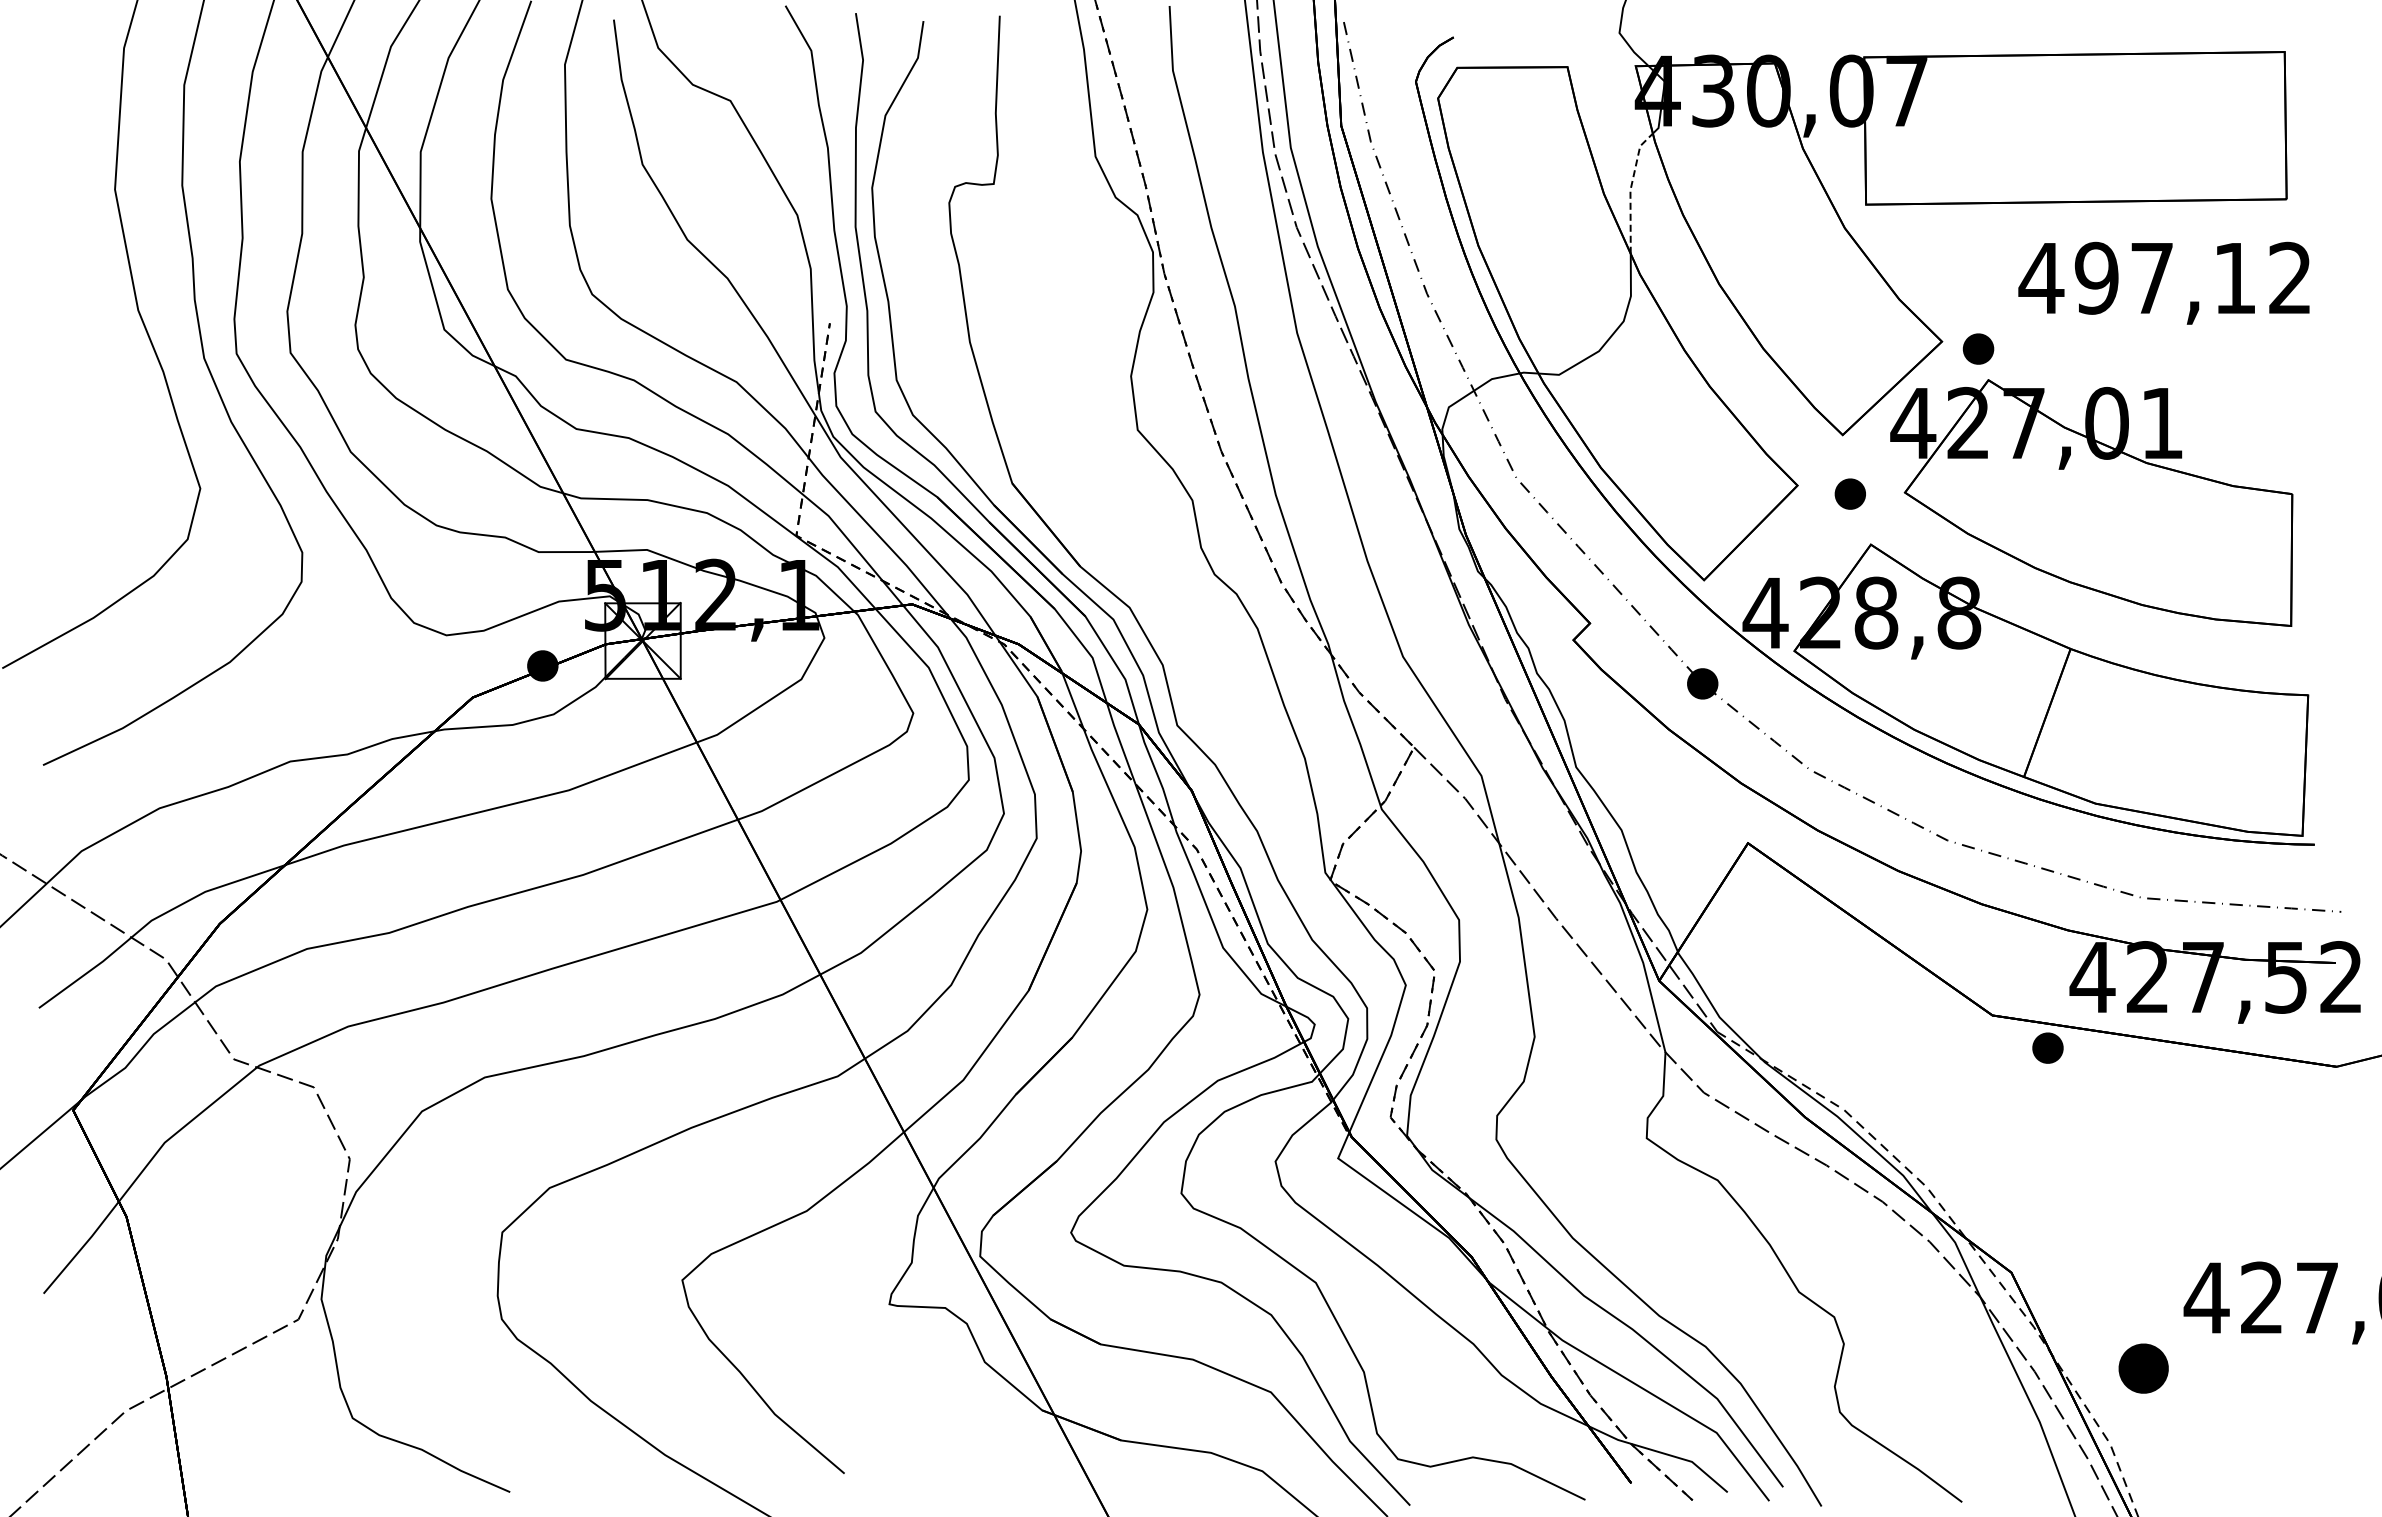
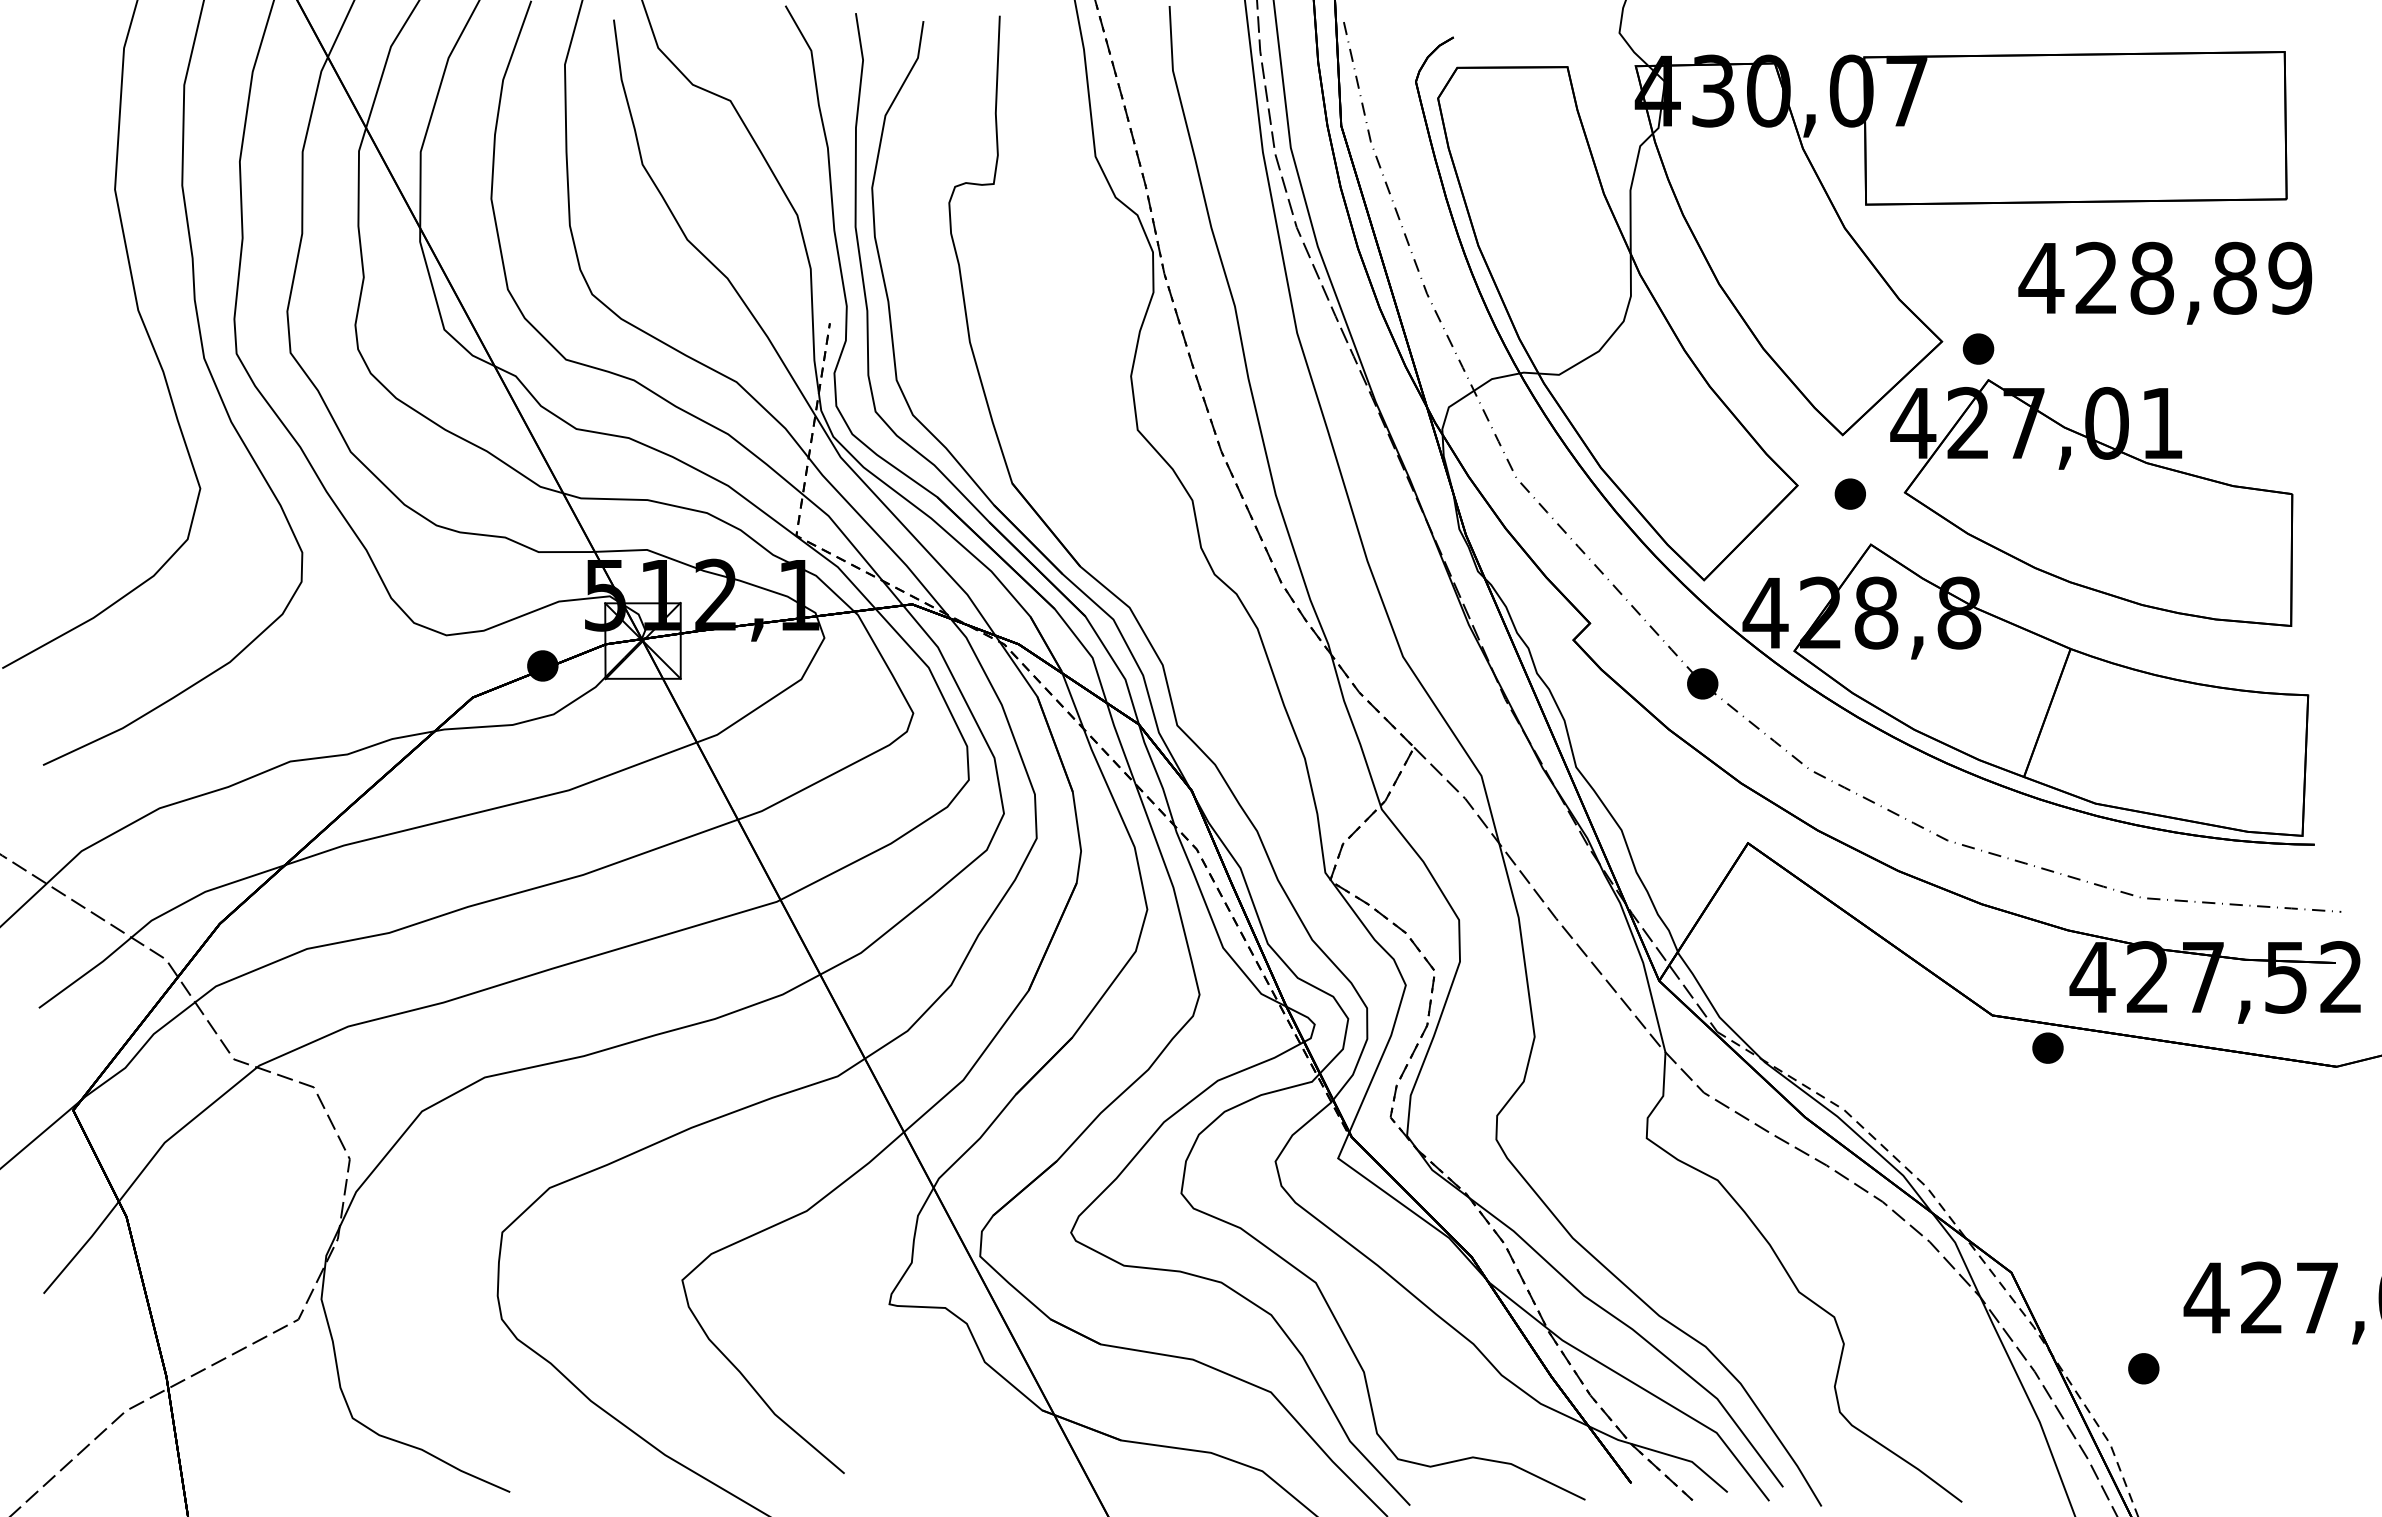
line: dashed -> solid (1630, 190)
text: 497,12 -> 428,89 (2193, 277)
part size: 51x51 px -> 32x32 px (2143, 1368)
